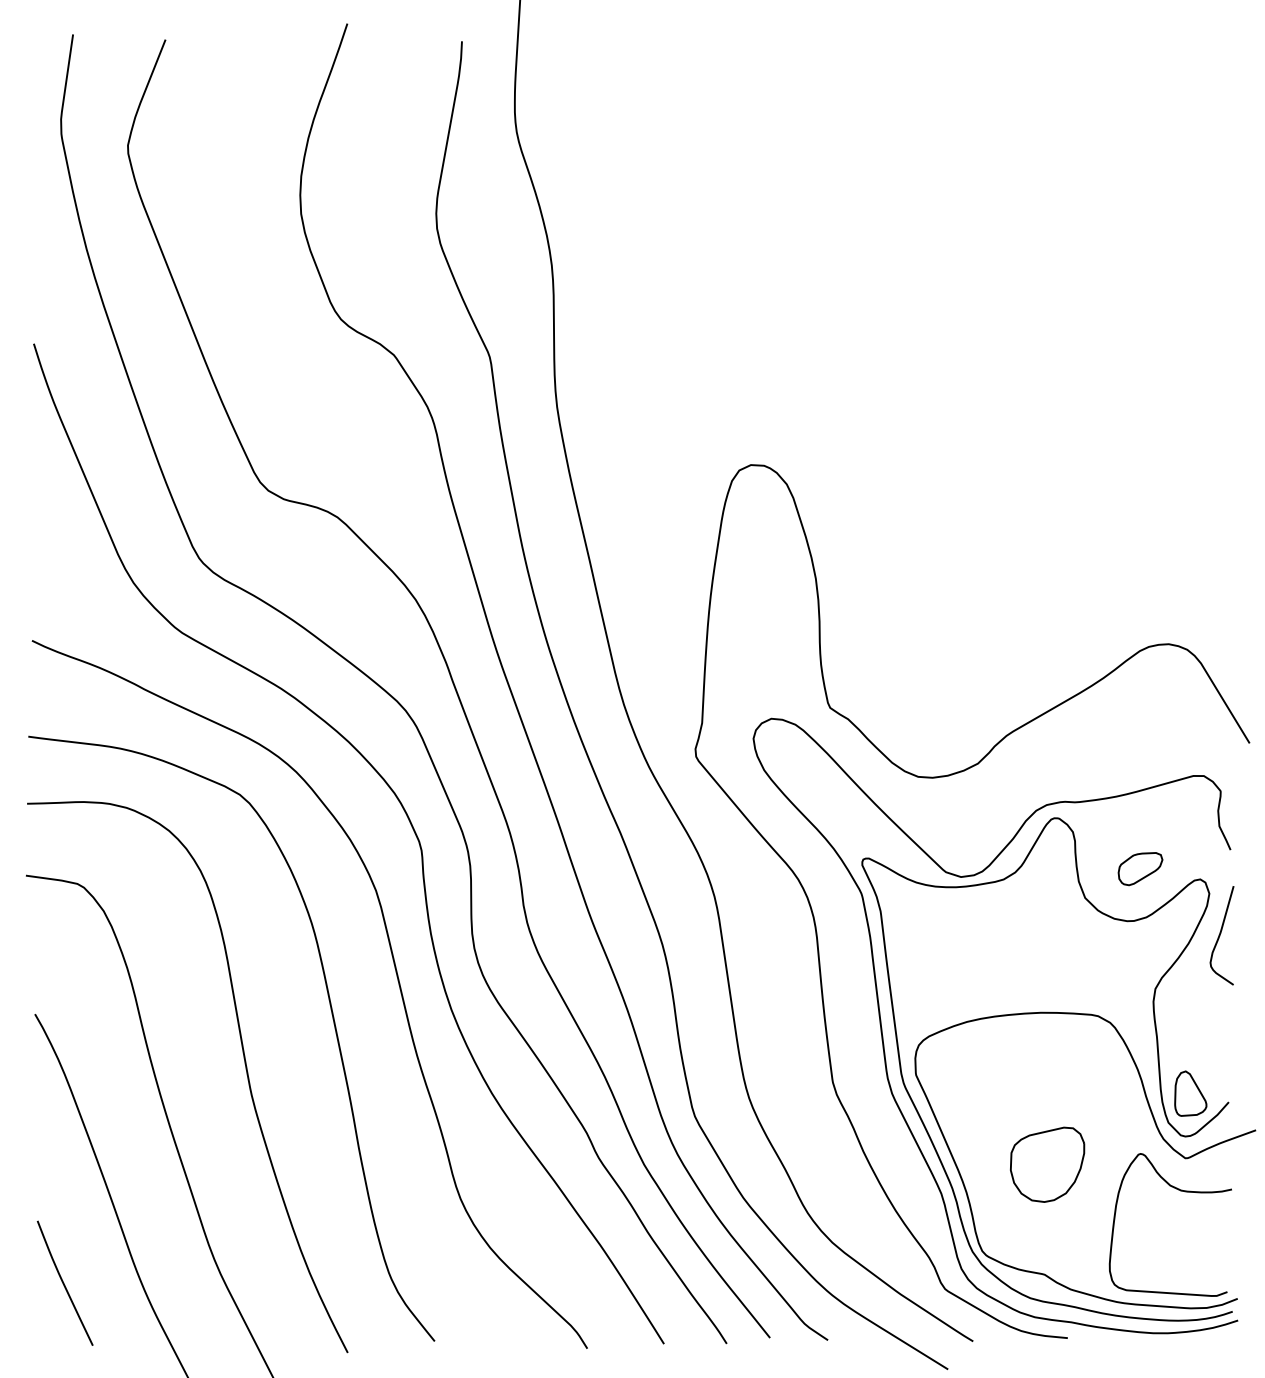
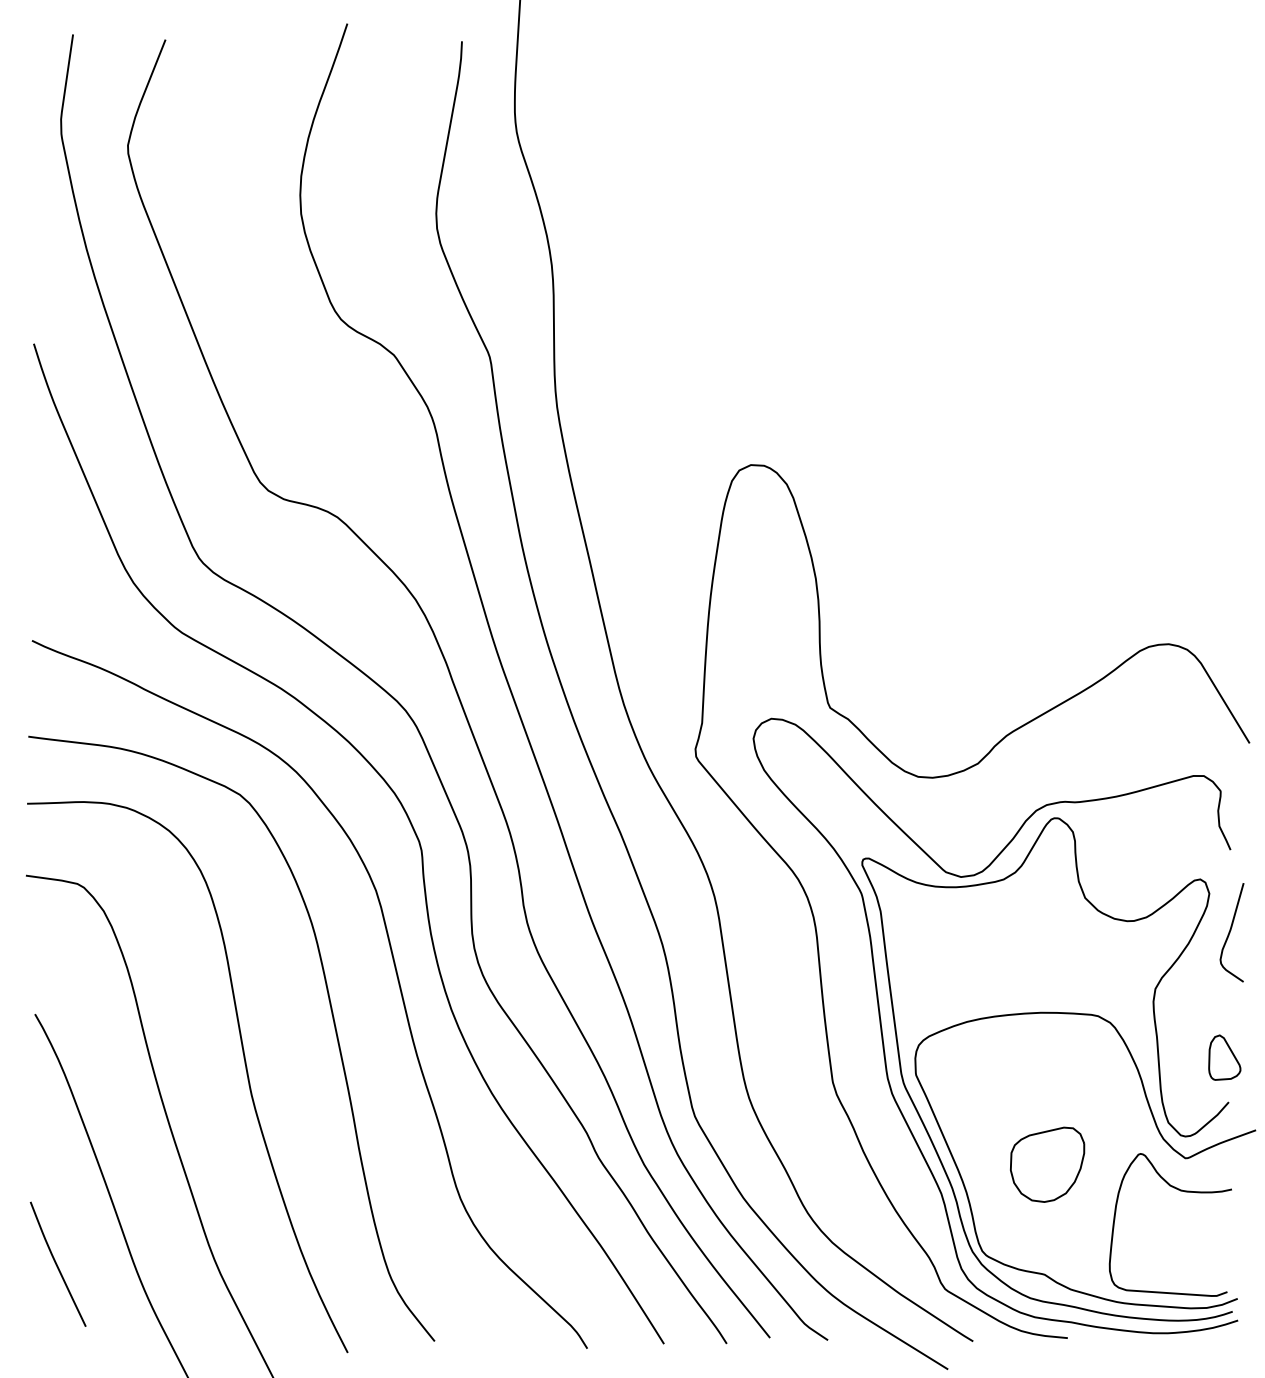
part: present -> none (1140, 869)
curve position: (1220, 935) -> (1230, 932) (1230, 932)
part position: (1190, 1093) -> (1224, 1057) (1224, 1057)
curve position: (63, 1282) -> (56, 1263) (56, 1263)
